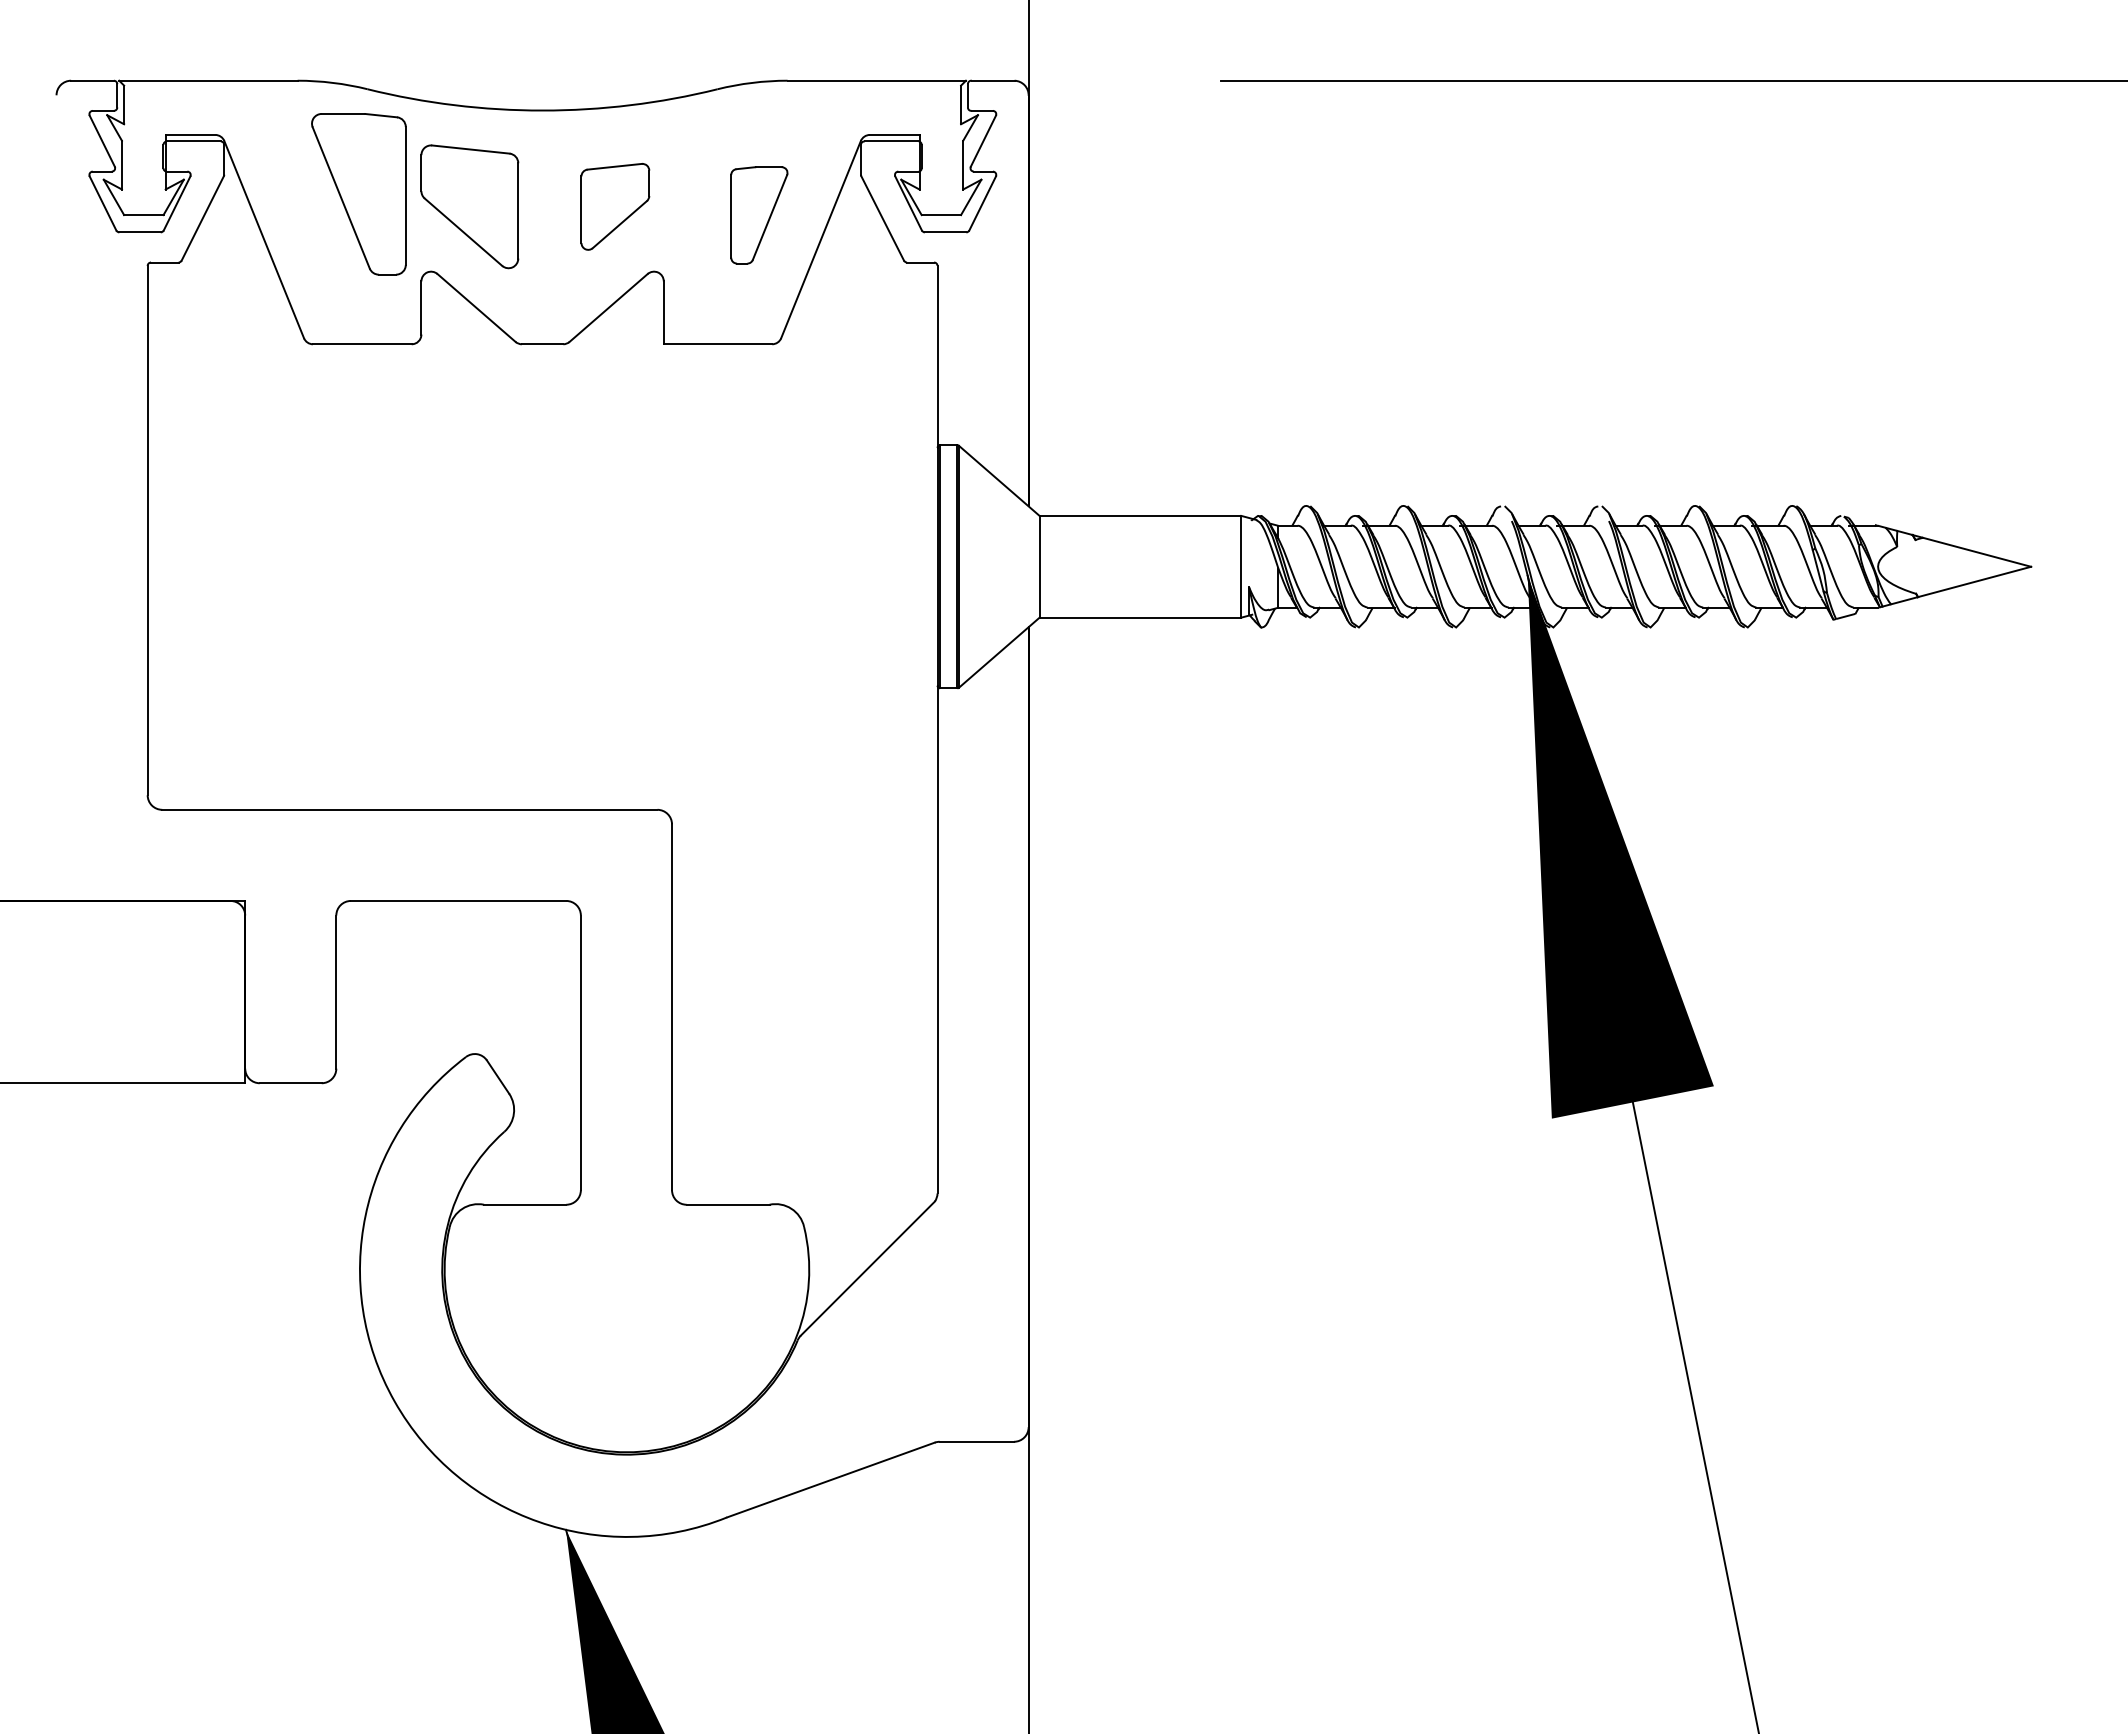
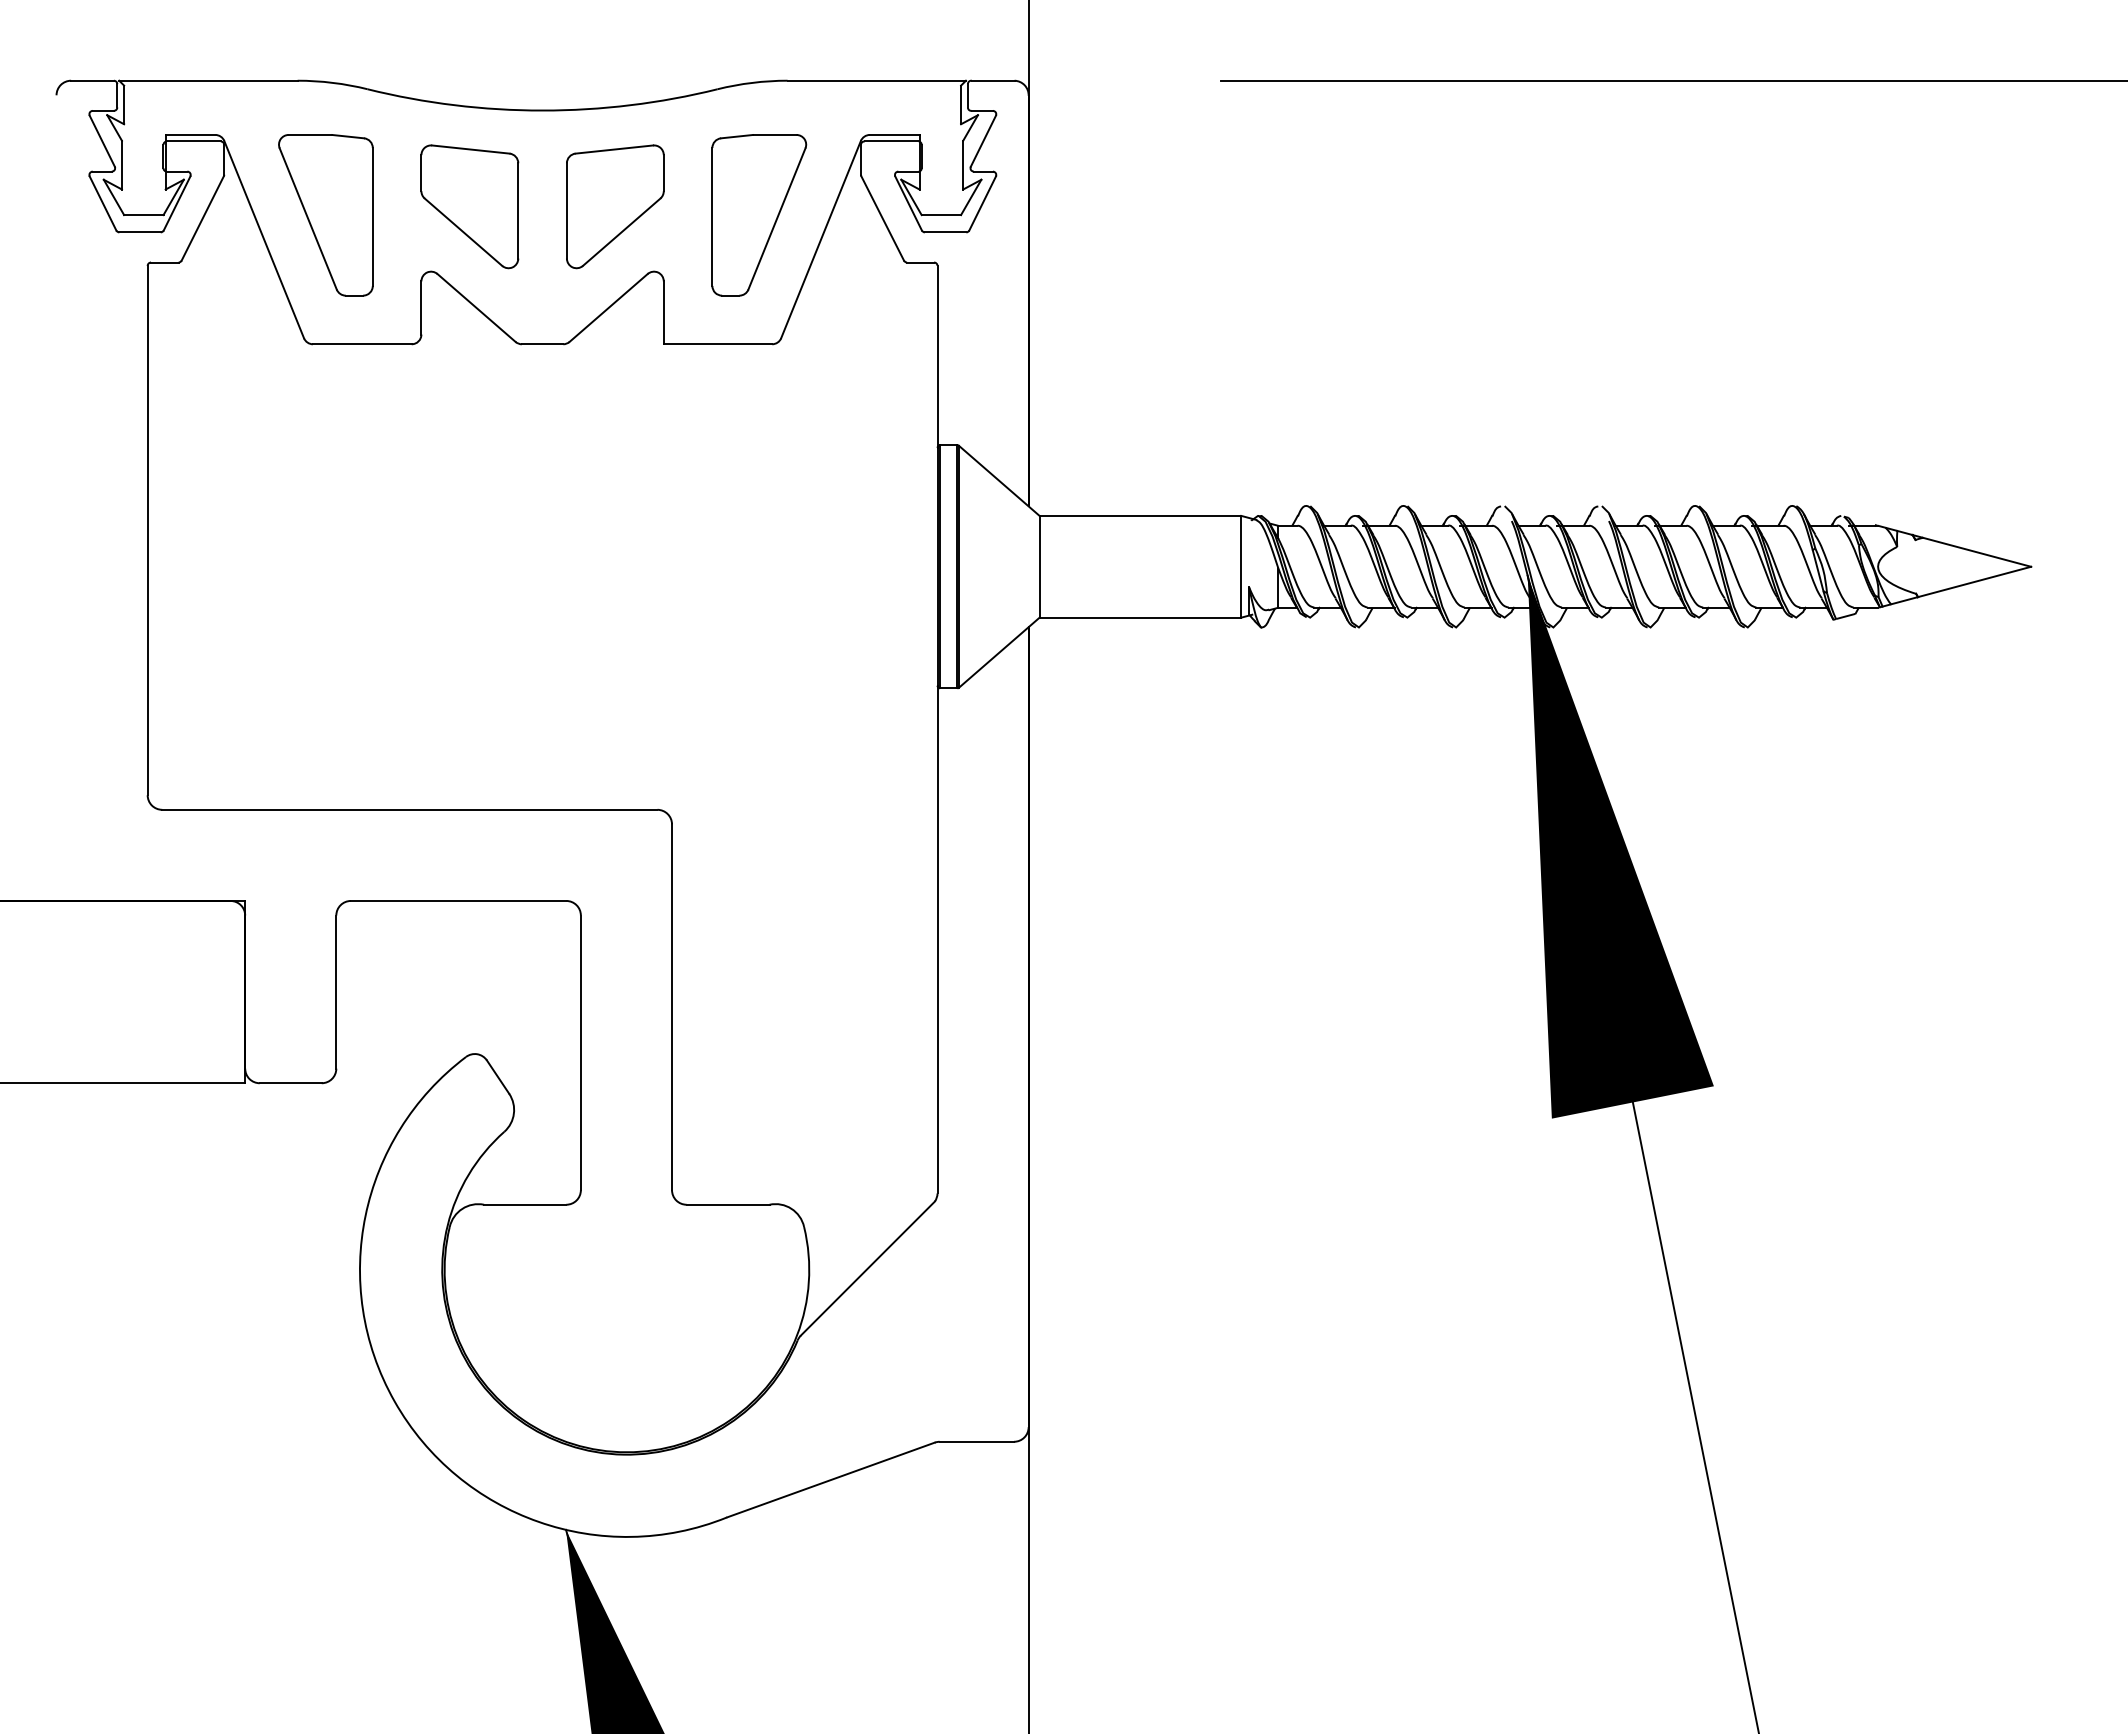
part position: (358, 194) -> (325, 215) (325, 215)
part size: 71x88 px -> 99x126 px (615, 206)
part size: 59x99 px -> 97x163 px (759, 215)
